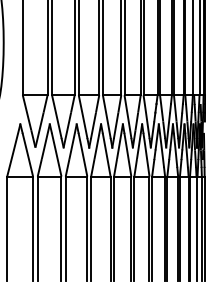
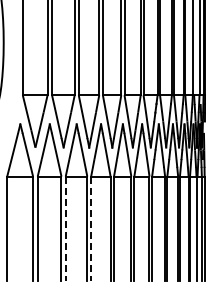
line: solid -> dashed (65, 229)
line: solid -> dashed (91, 229)
